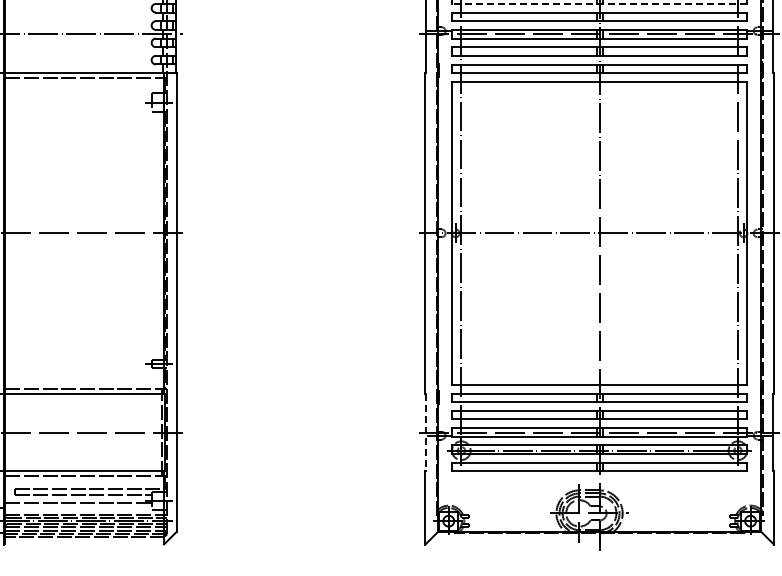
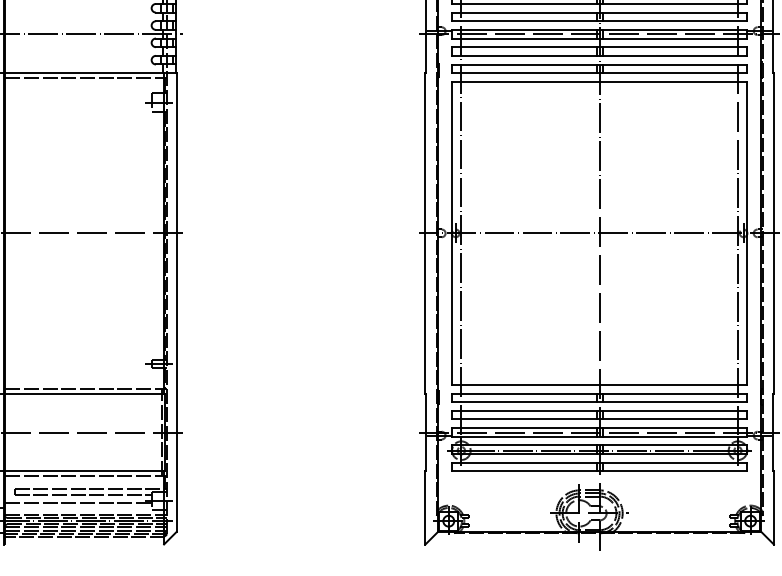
line: dashed -> solid (599, 4)
line: dashed -> solid (426, 432)
